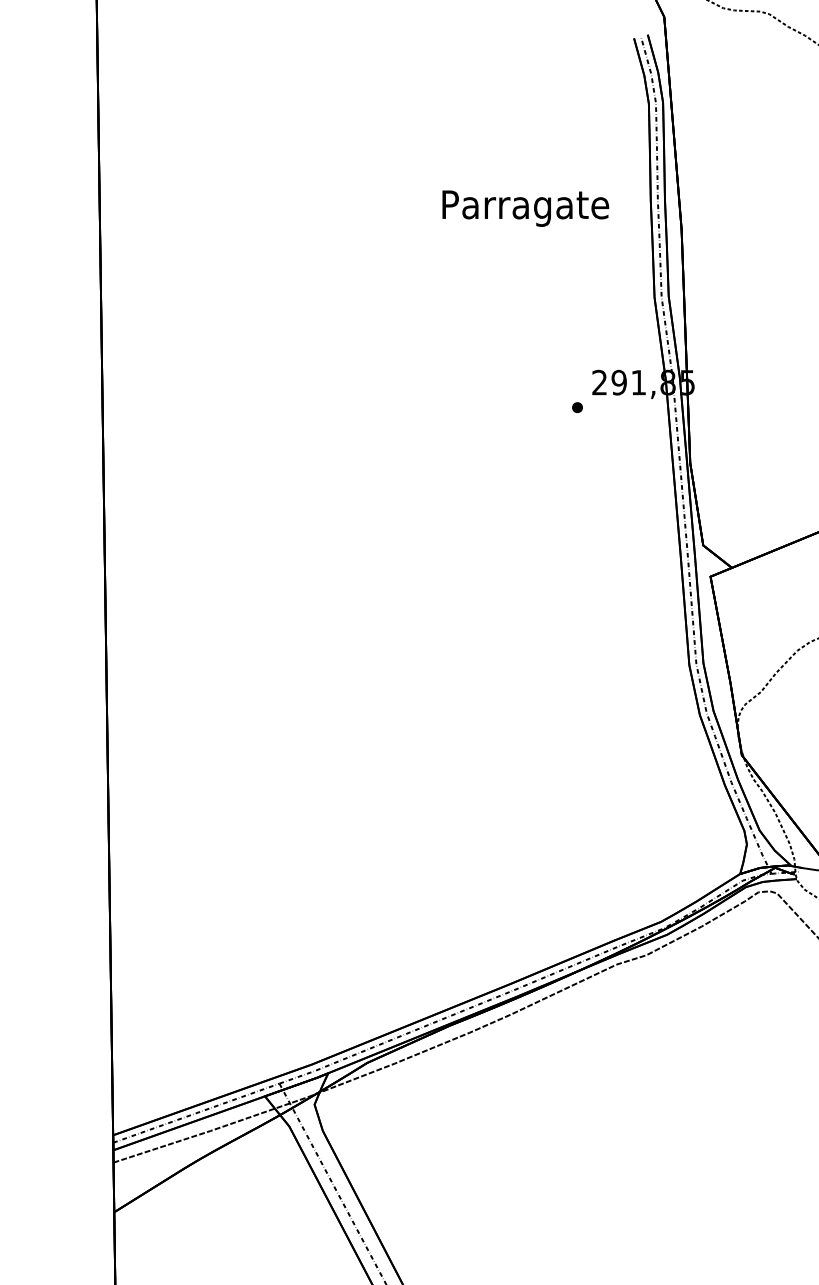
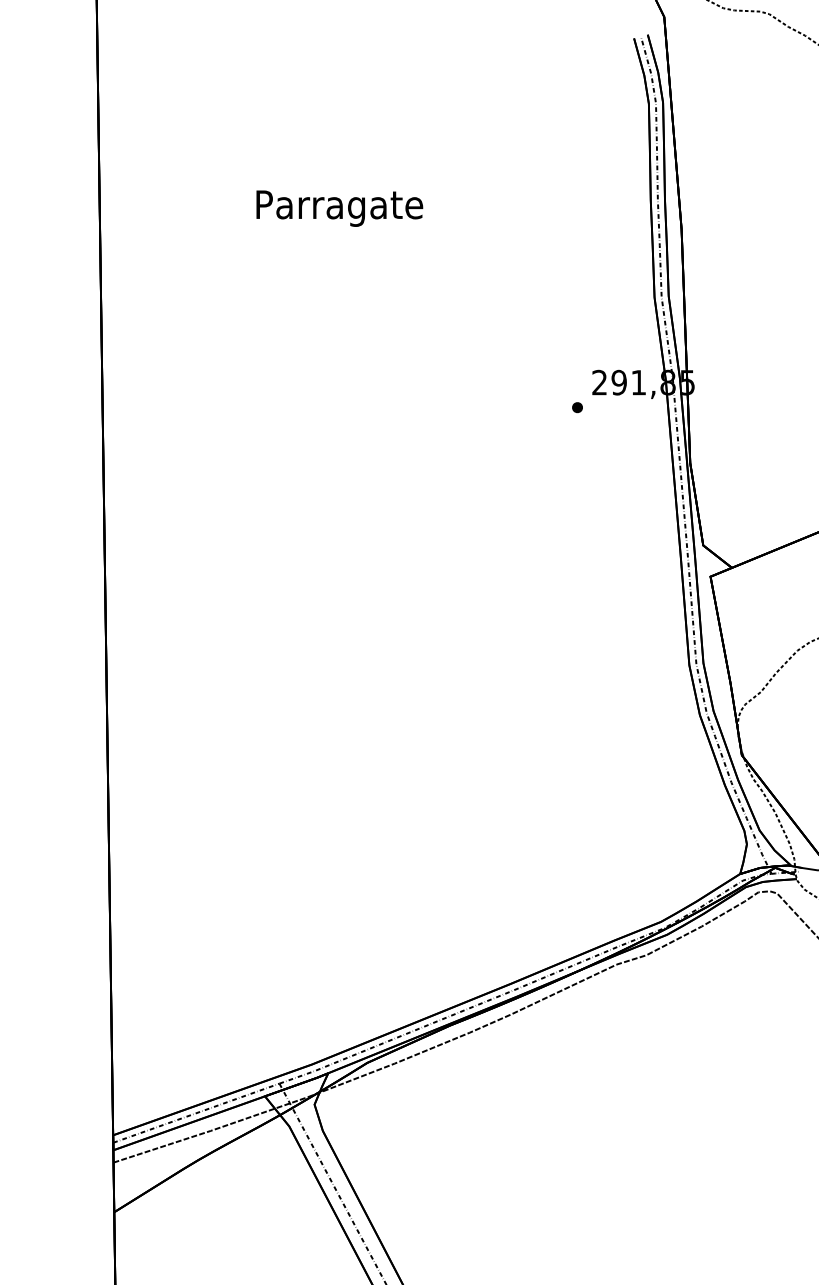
text position: (525, 208) -> (339, 208) (339, 208)
